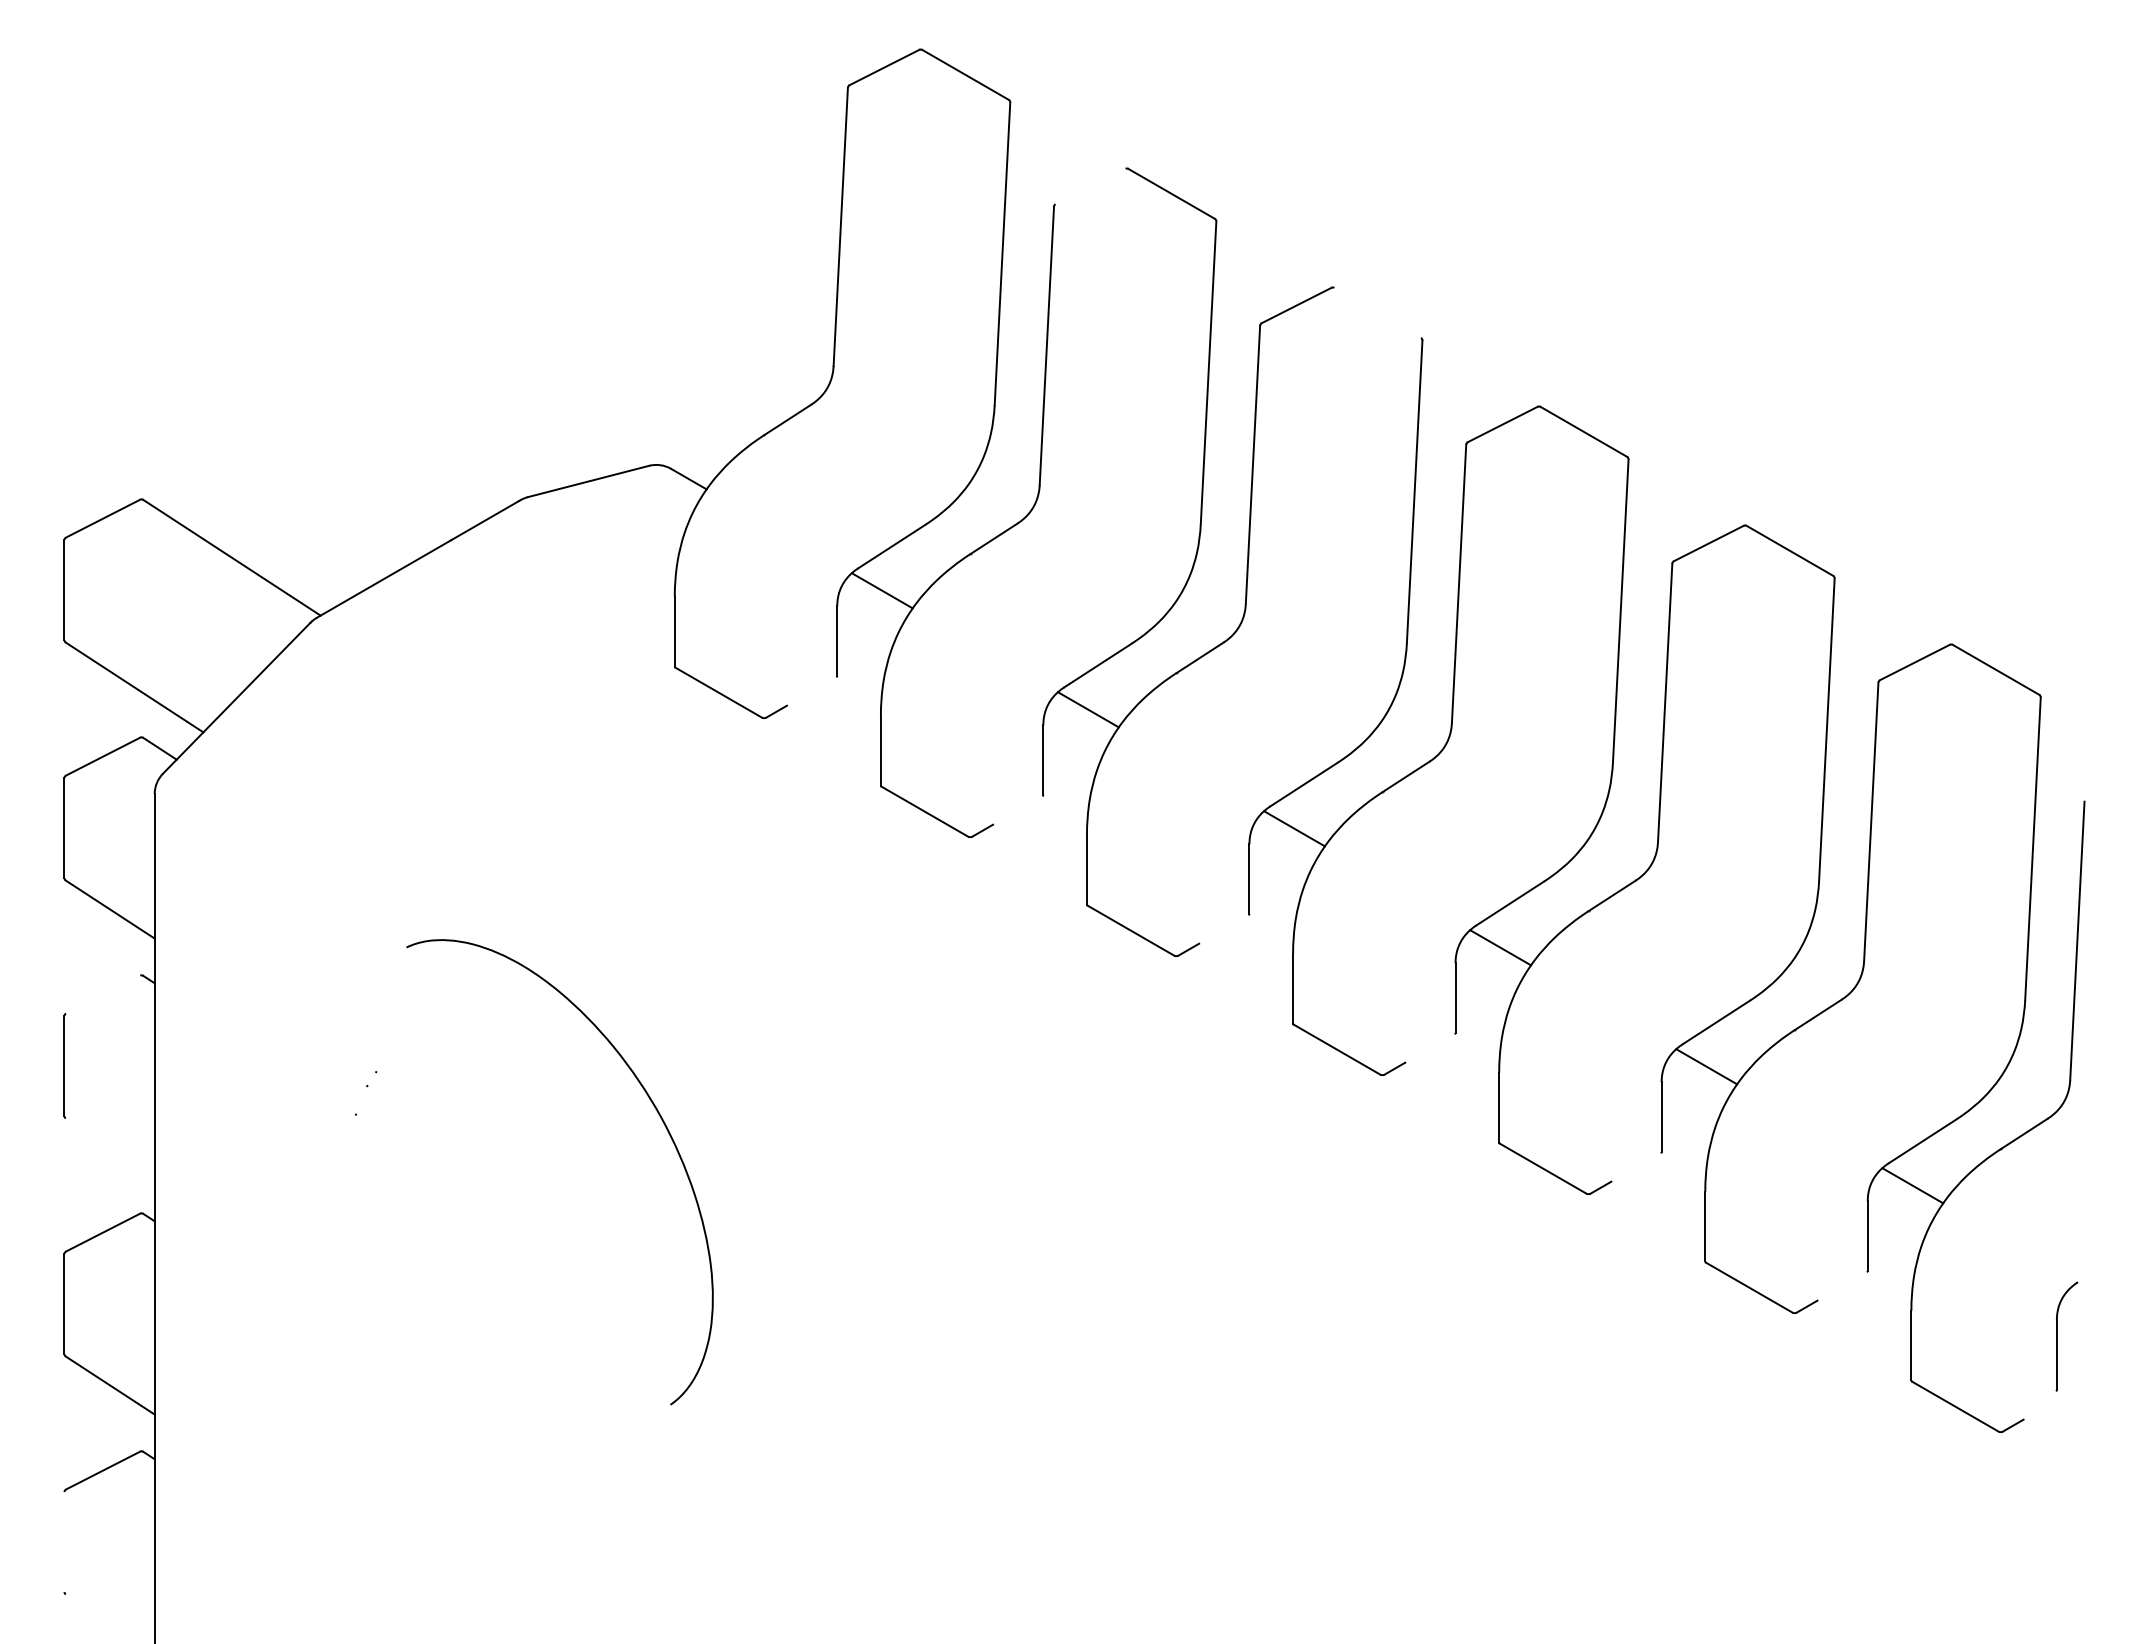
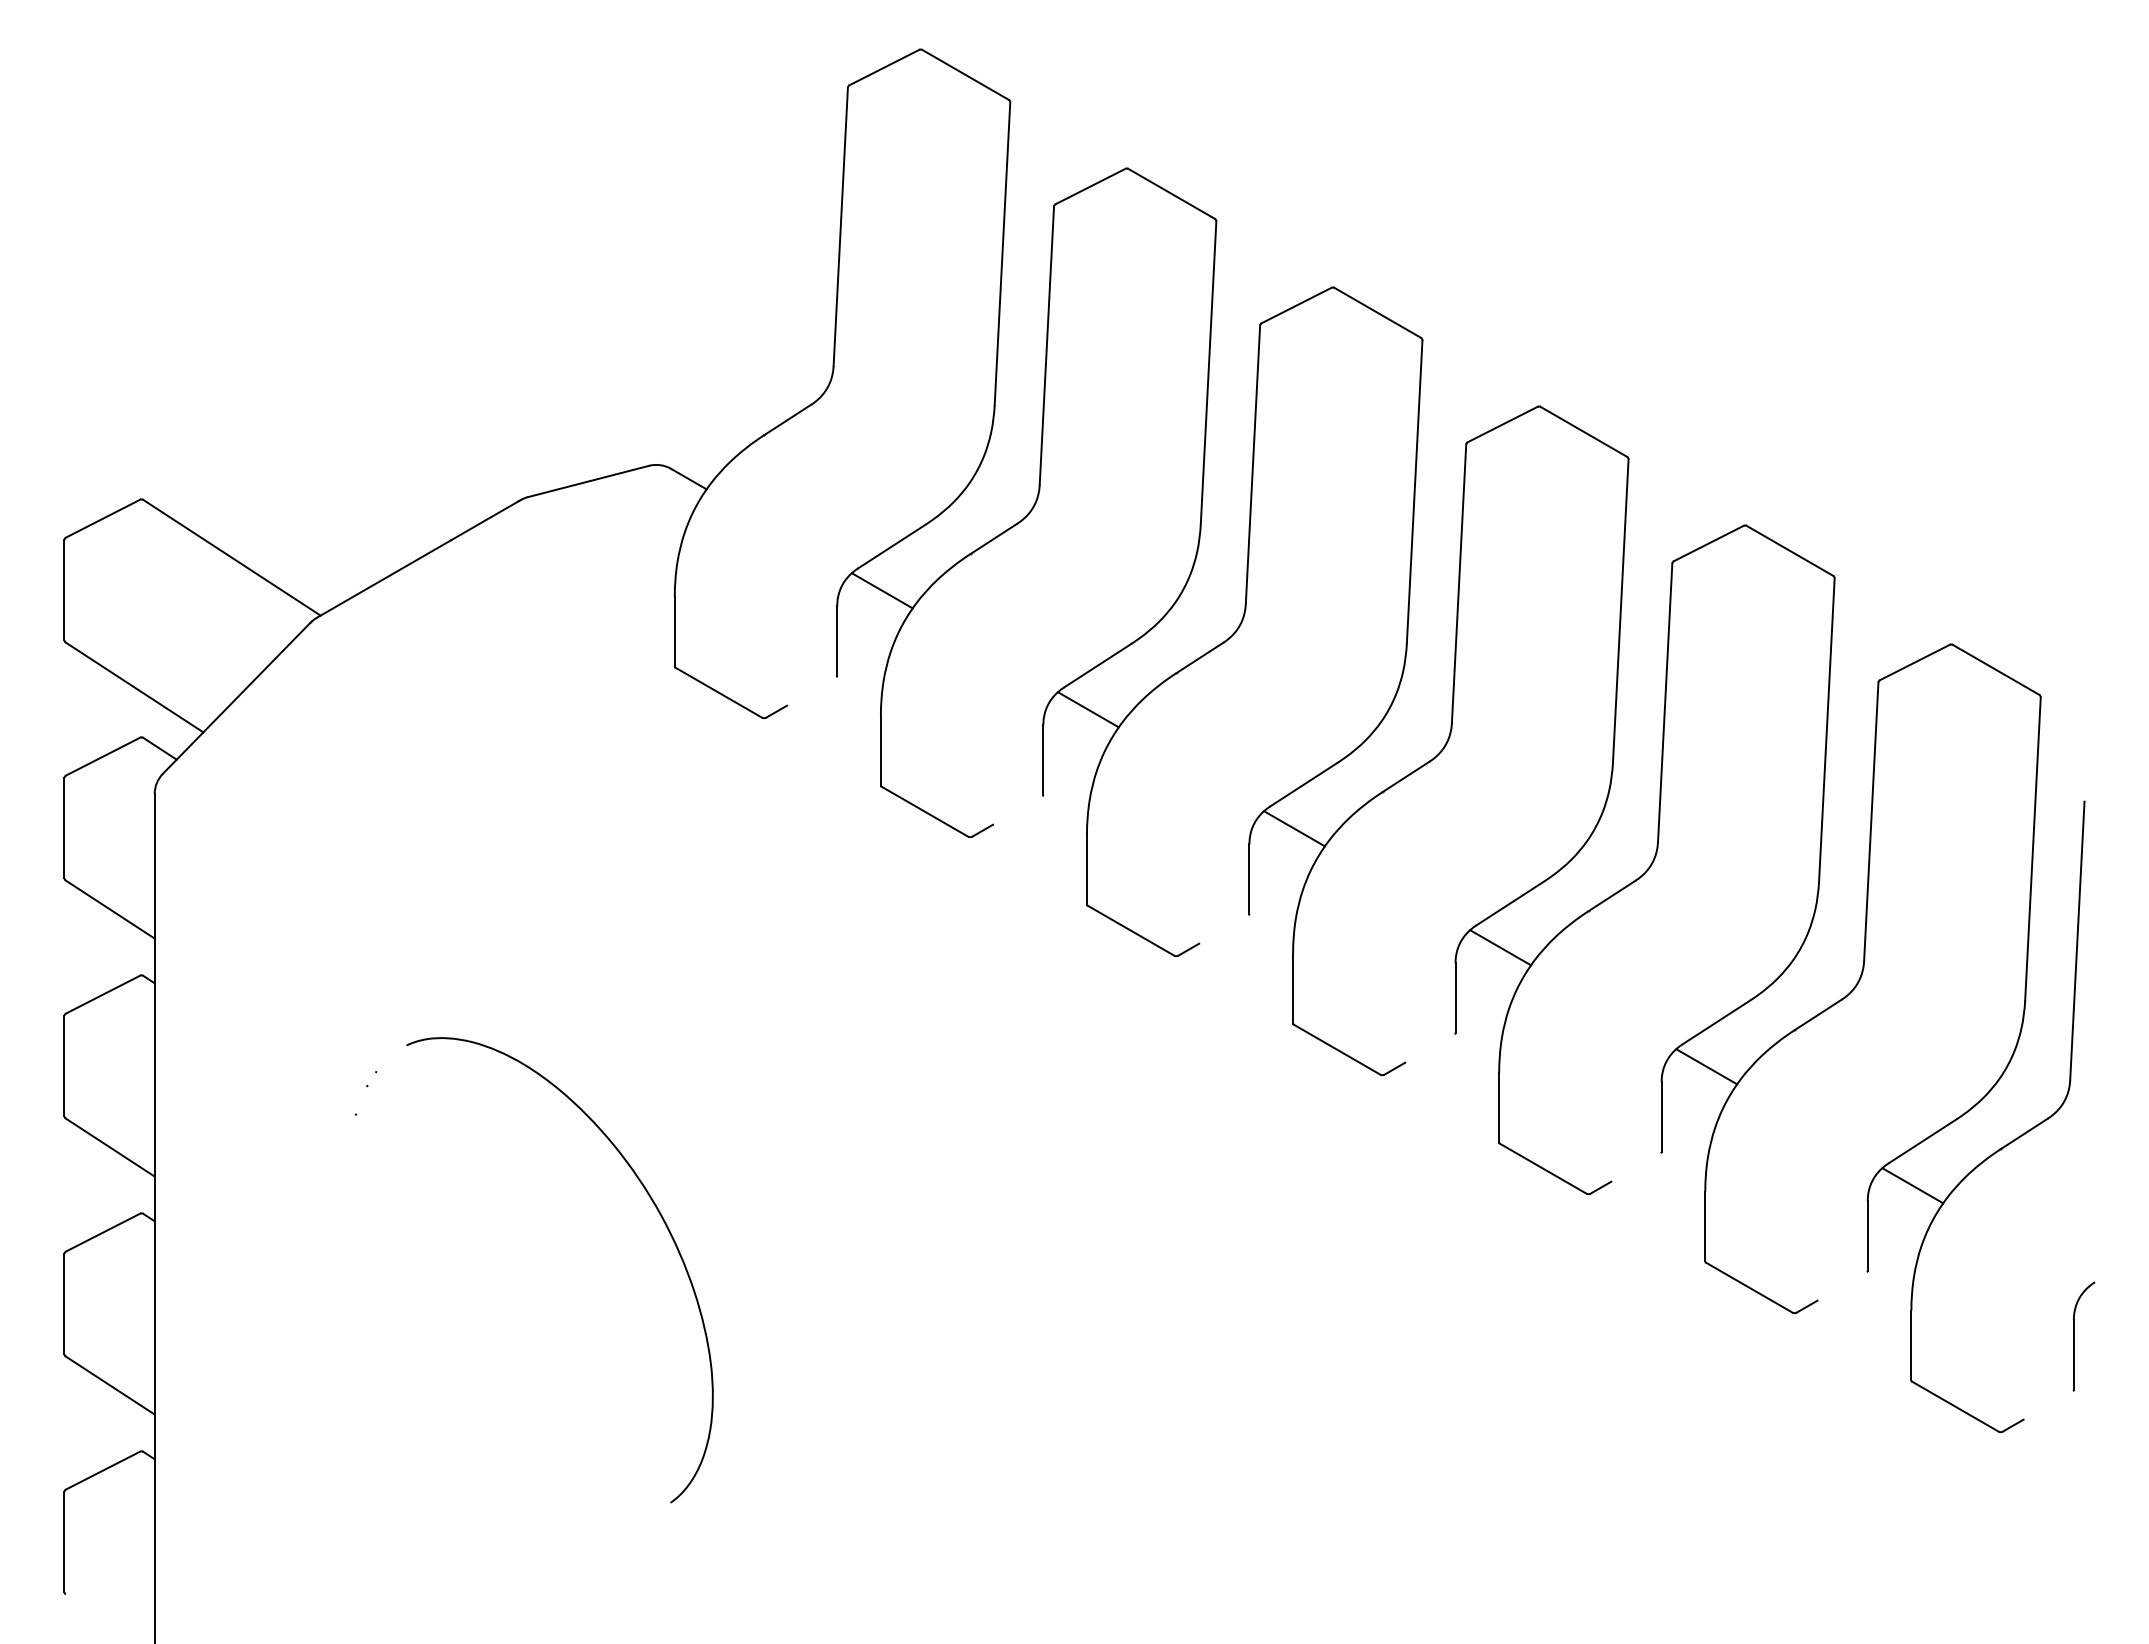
line: none -> present (1090, 186)
line: none -> present (1377, 312)
line: none -> present (103, 994)
part position: (661, 1120) -> (661, 1218) (661, 1218)
line: none -> present (109, 1147)
part position: (2057, 1336) -> (2074, 1336) (2074, 1336)
line: none -> present (64, 1542)
